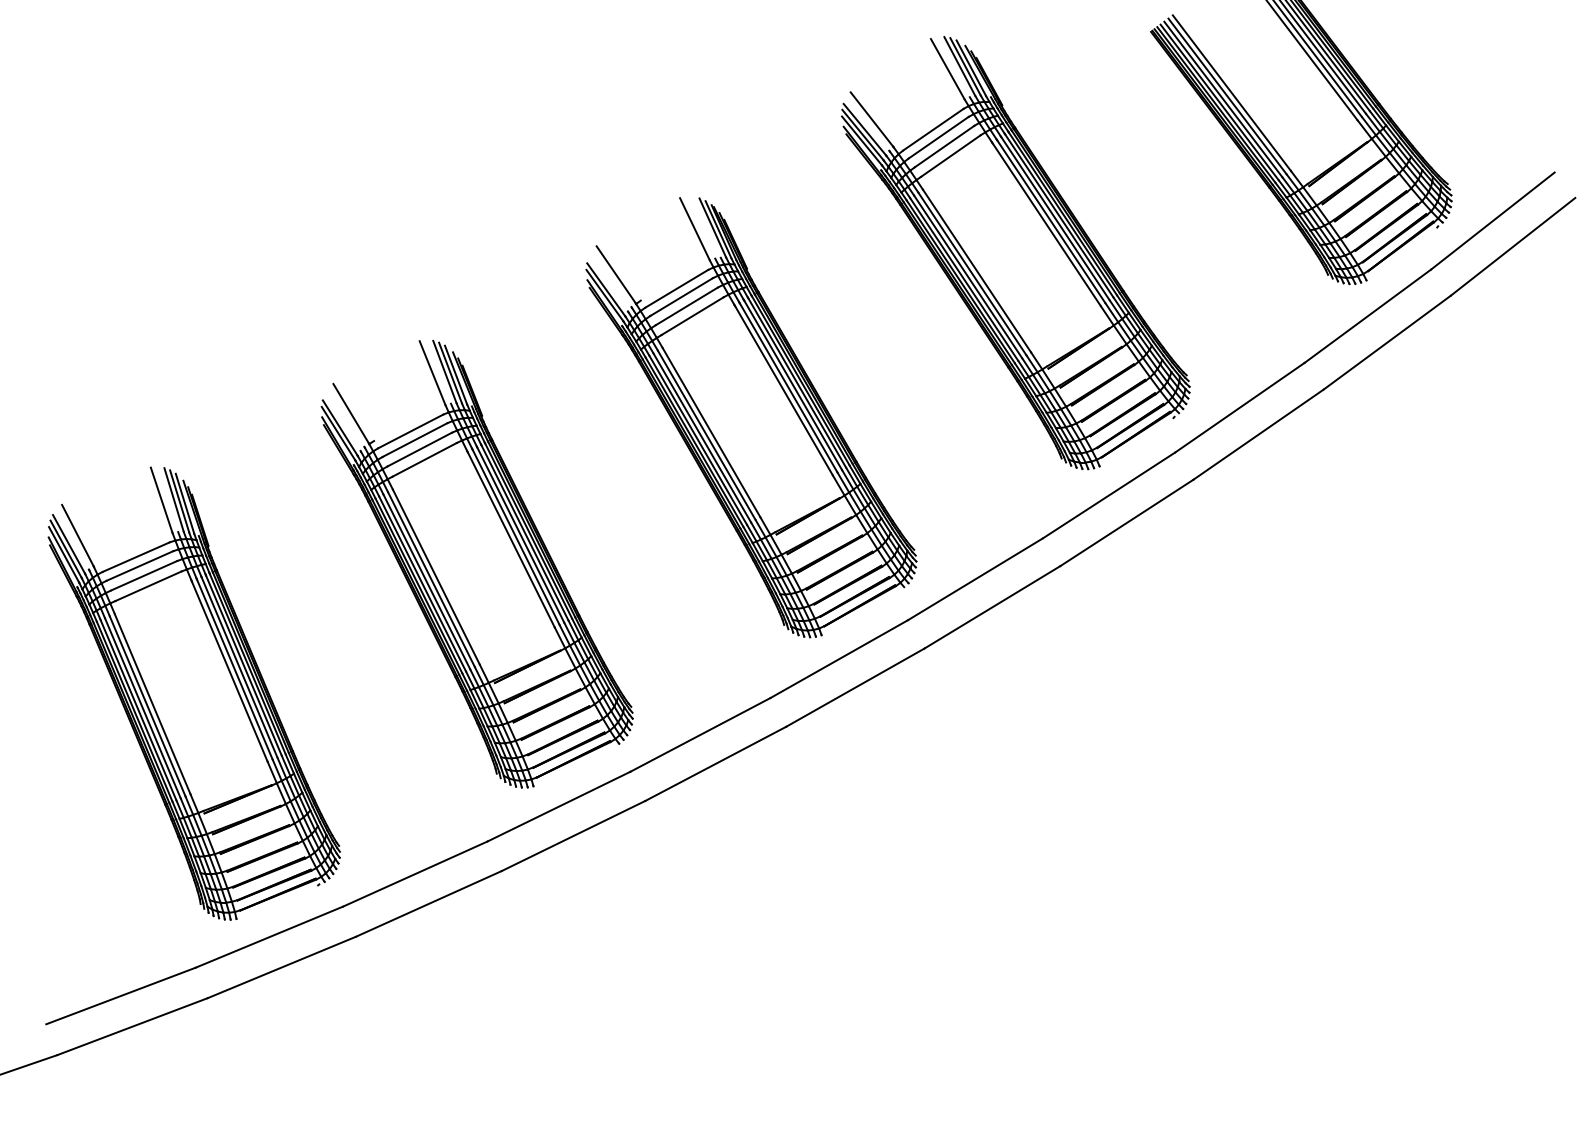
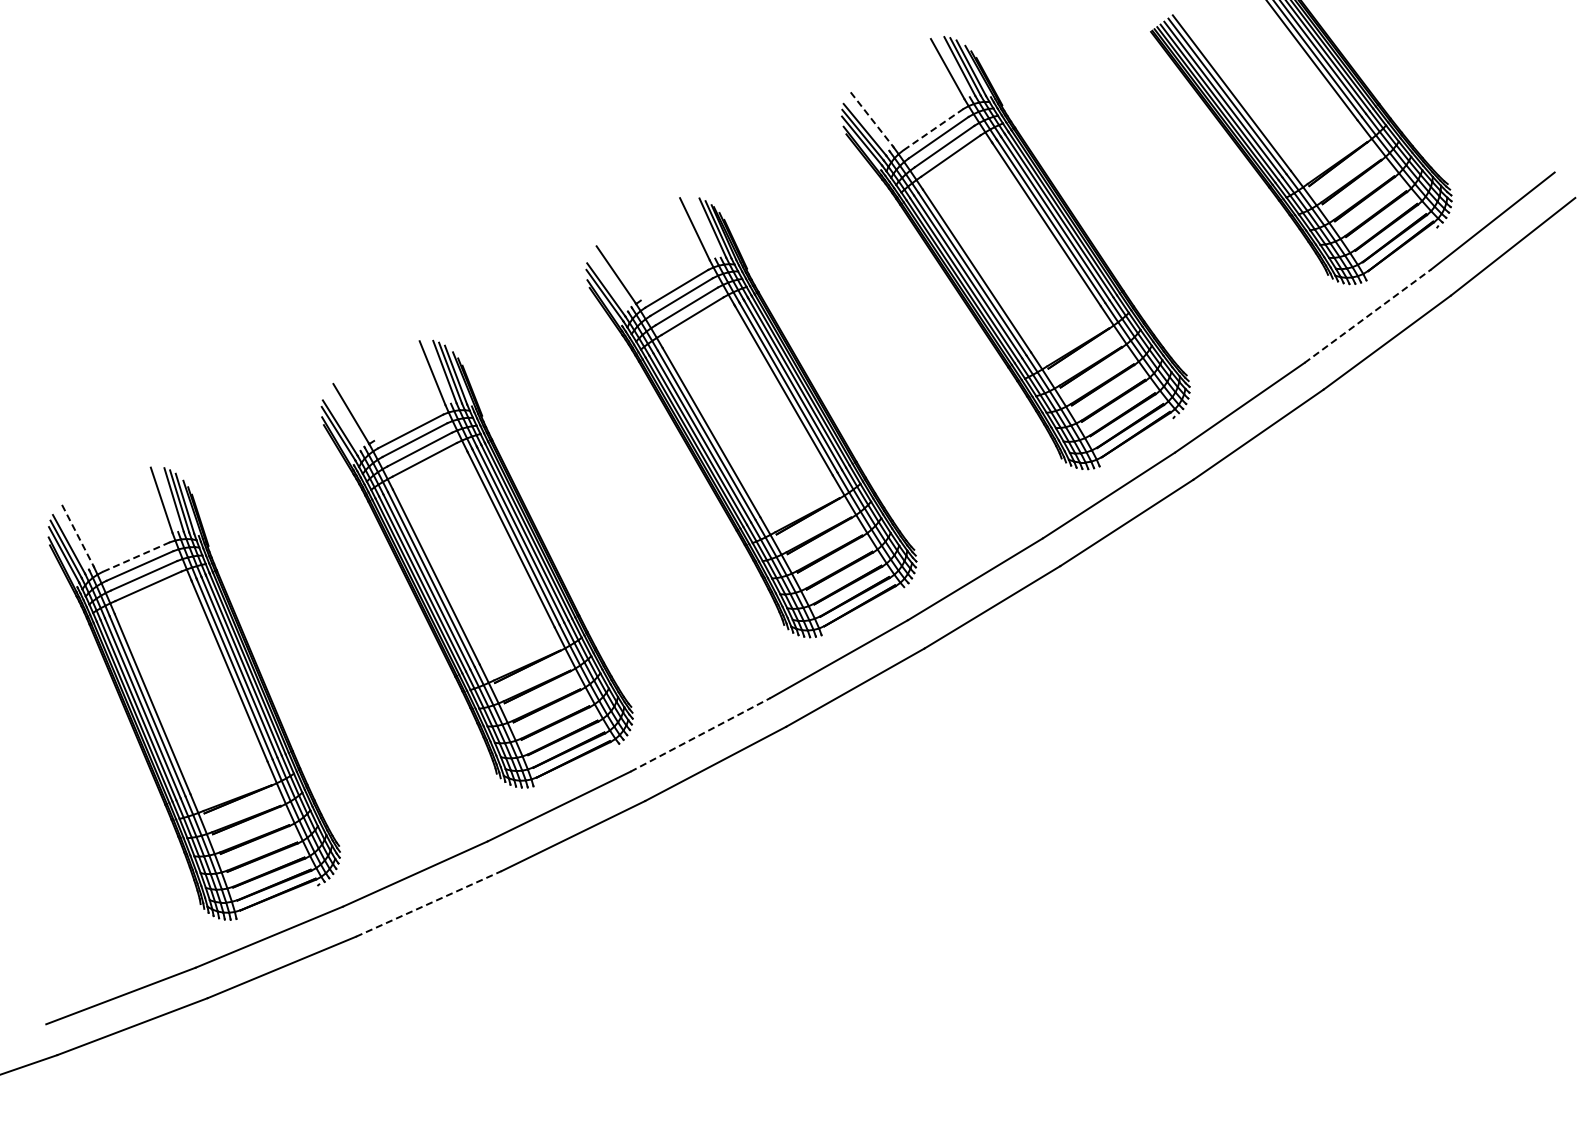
line: solid -> dashed (872, 119)
line: solid -> dashed (933, 129)
line: solid -> dashed (1367, 316)
line: solid -> dashed (78, 535)
line: solid -> dashed (136, 557)
line: solid -> dashed (700, 734)
line: solid -> dashed (428, 903)
